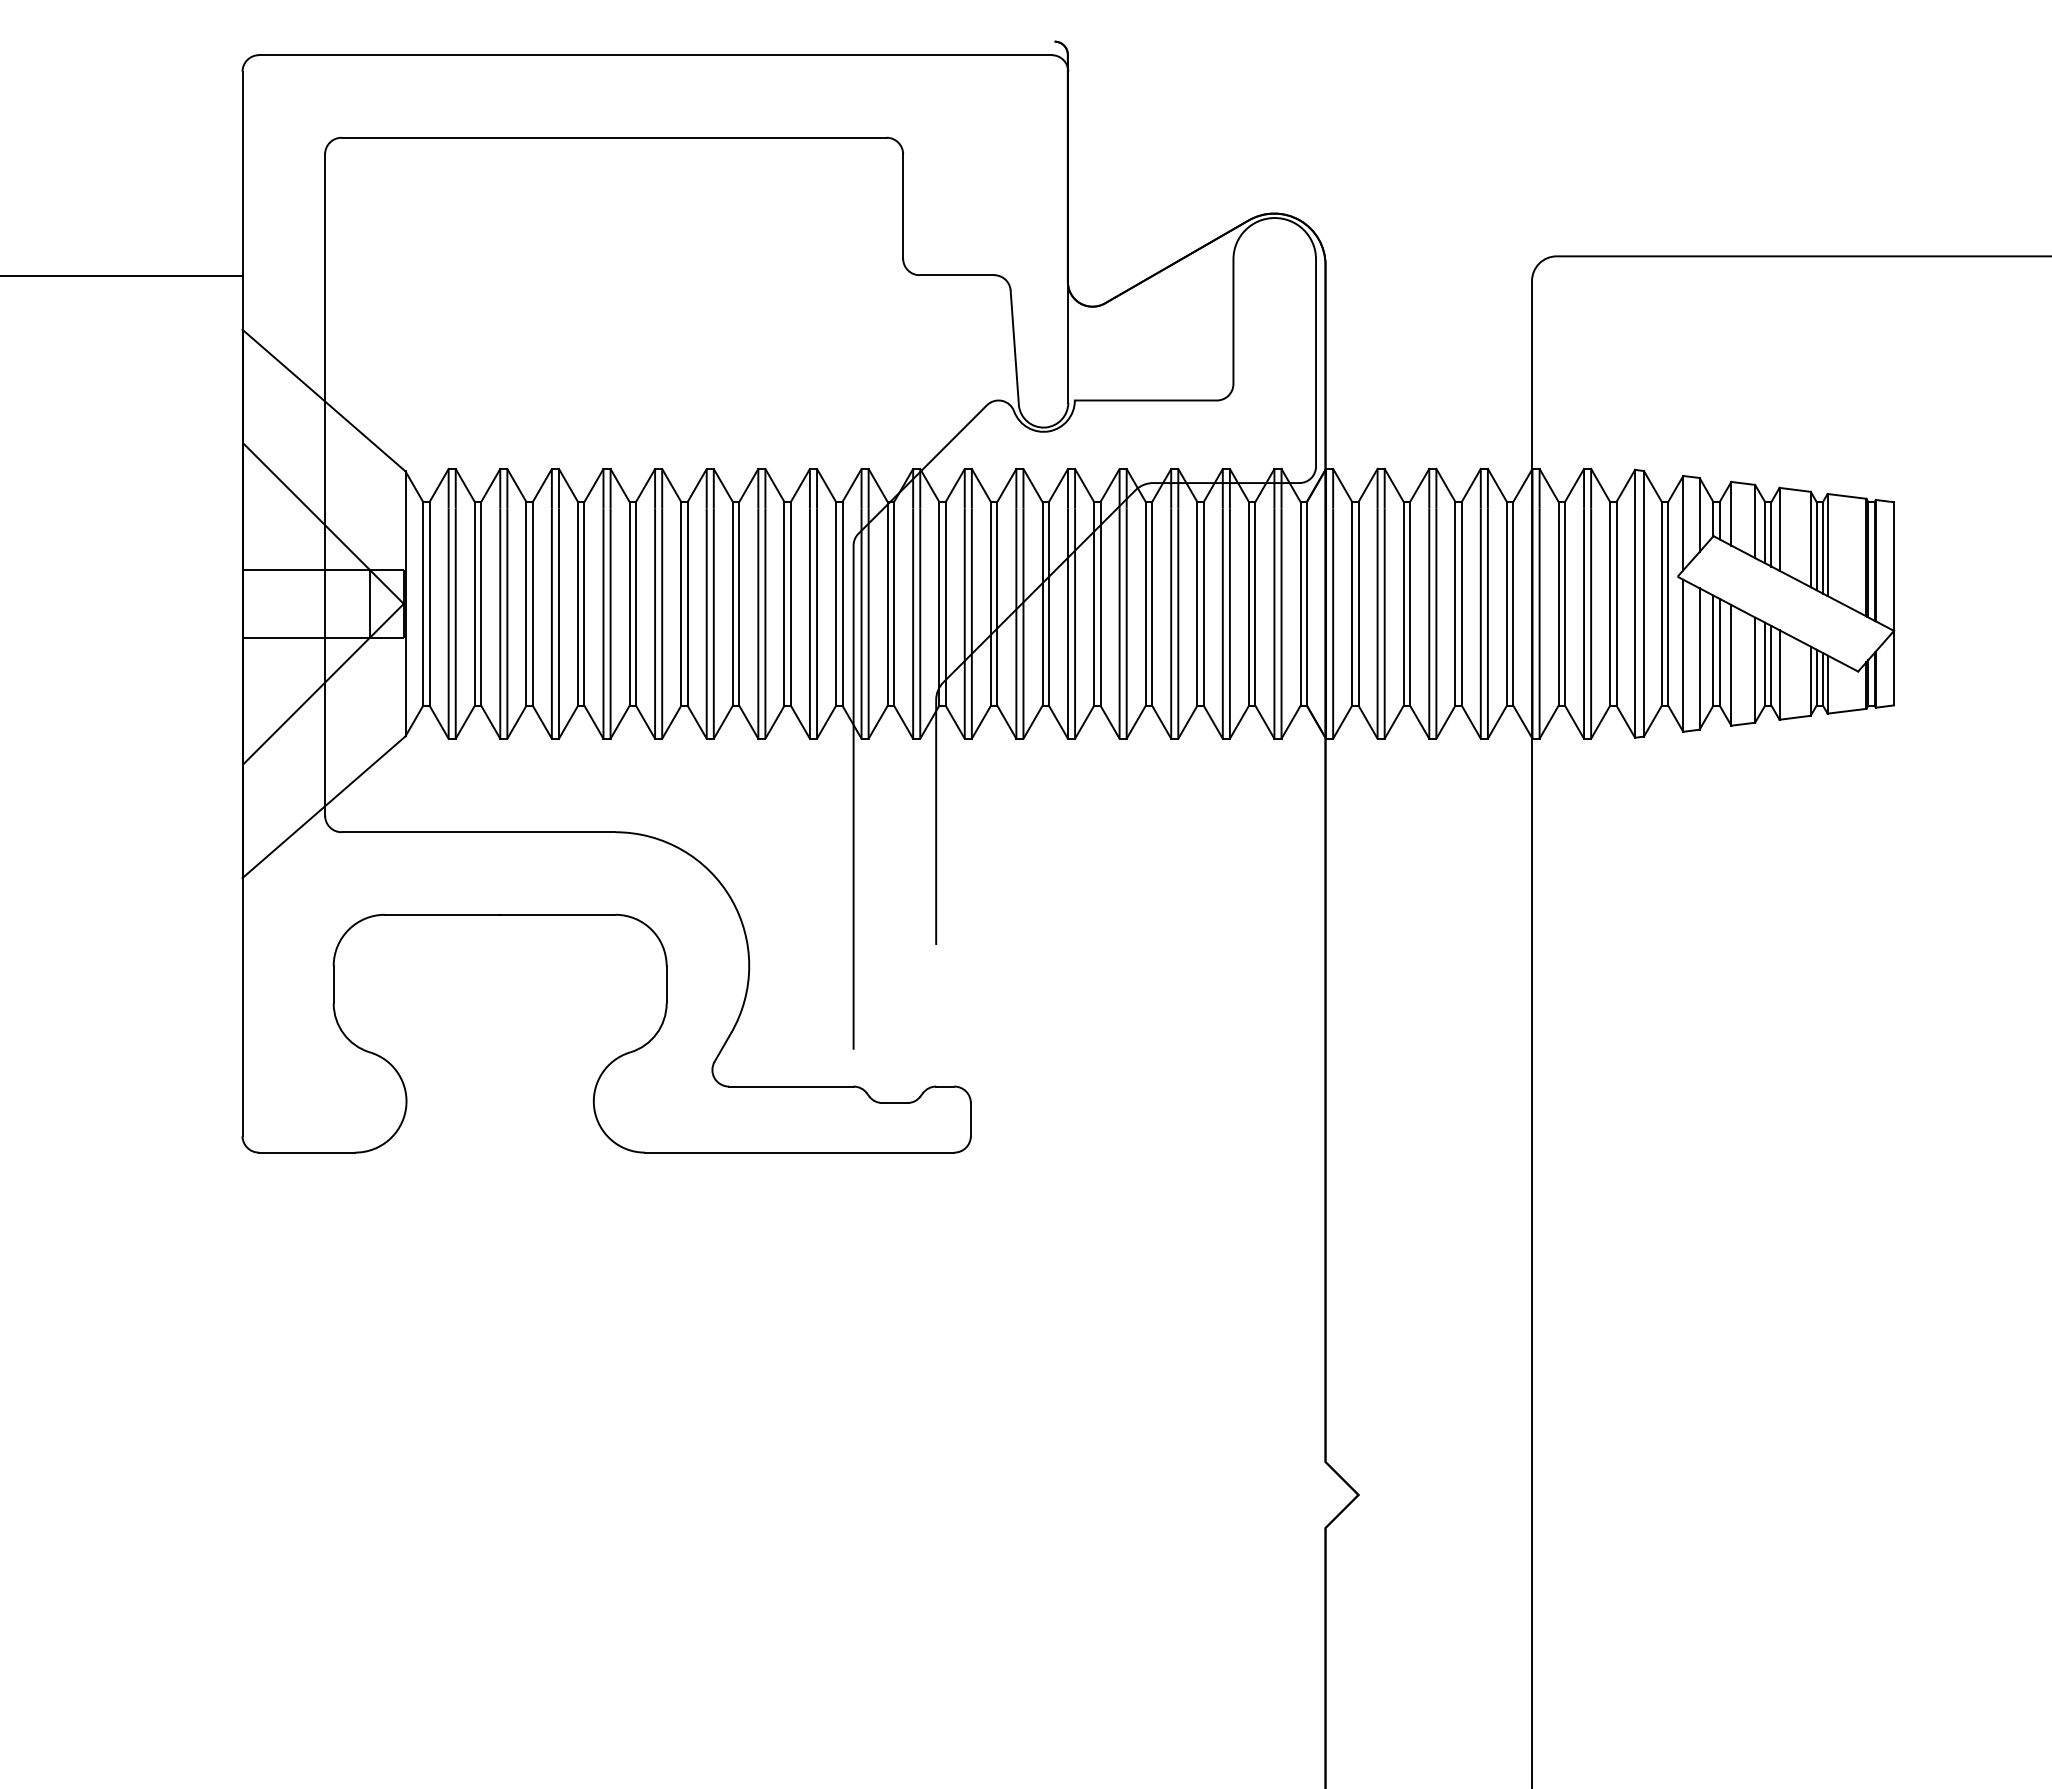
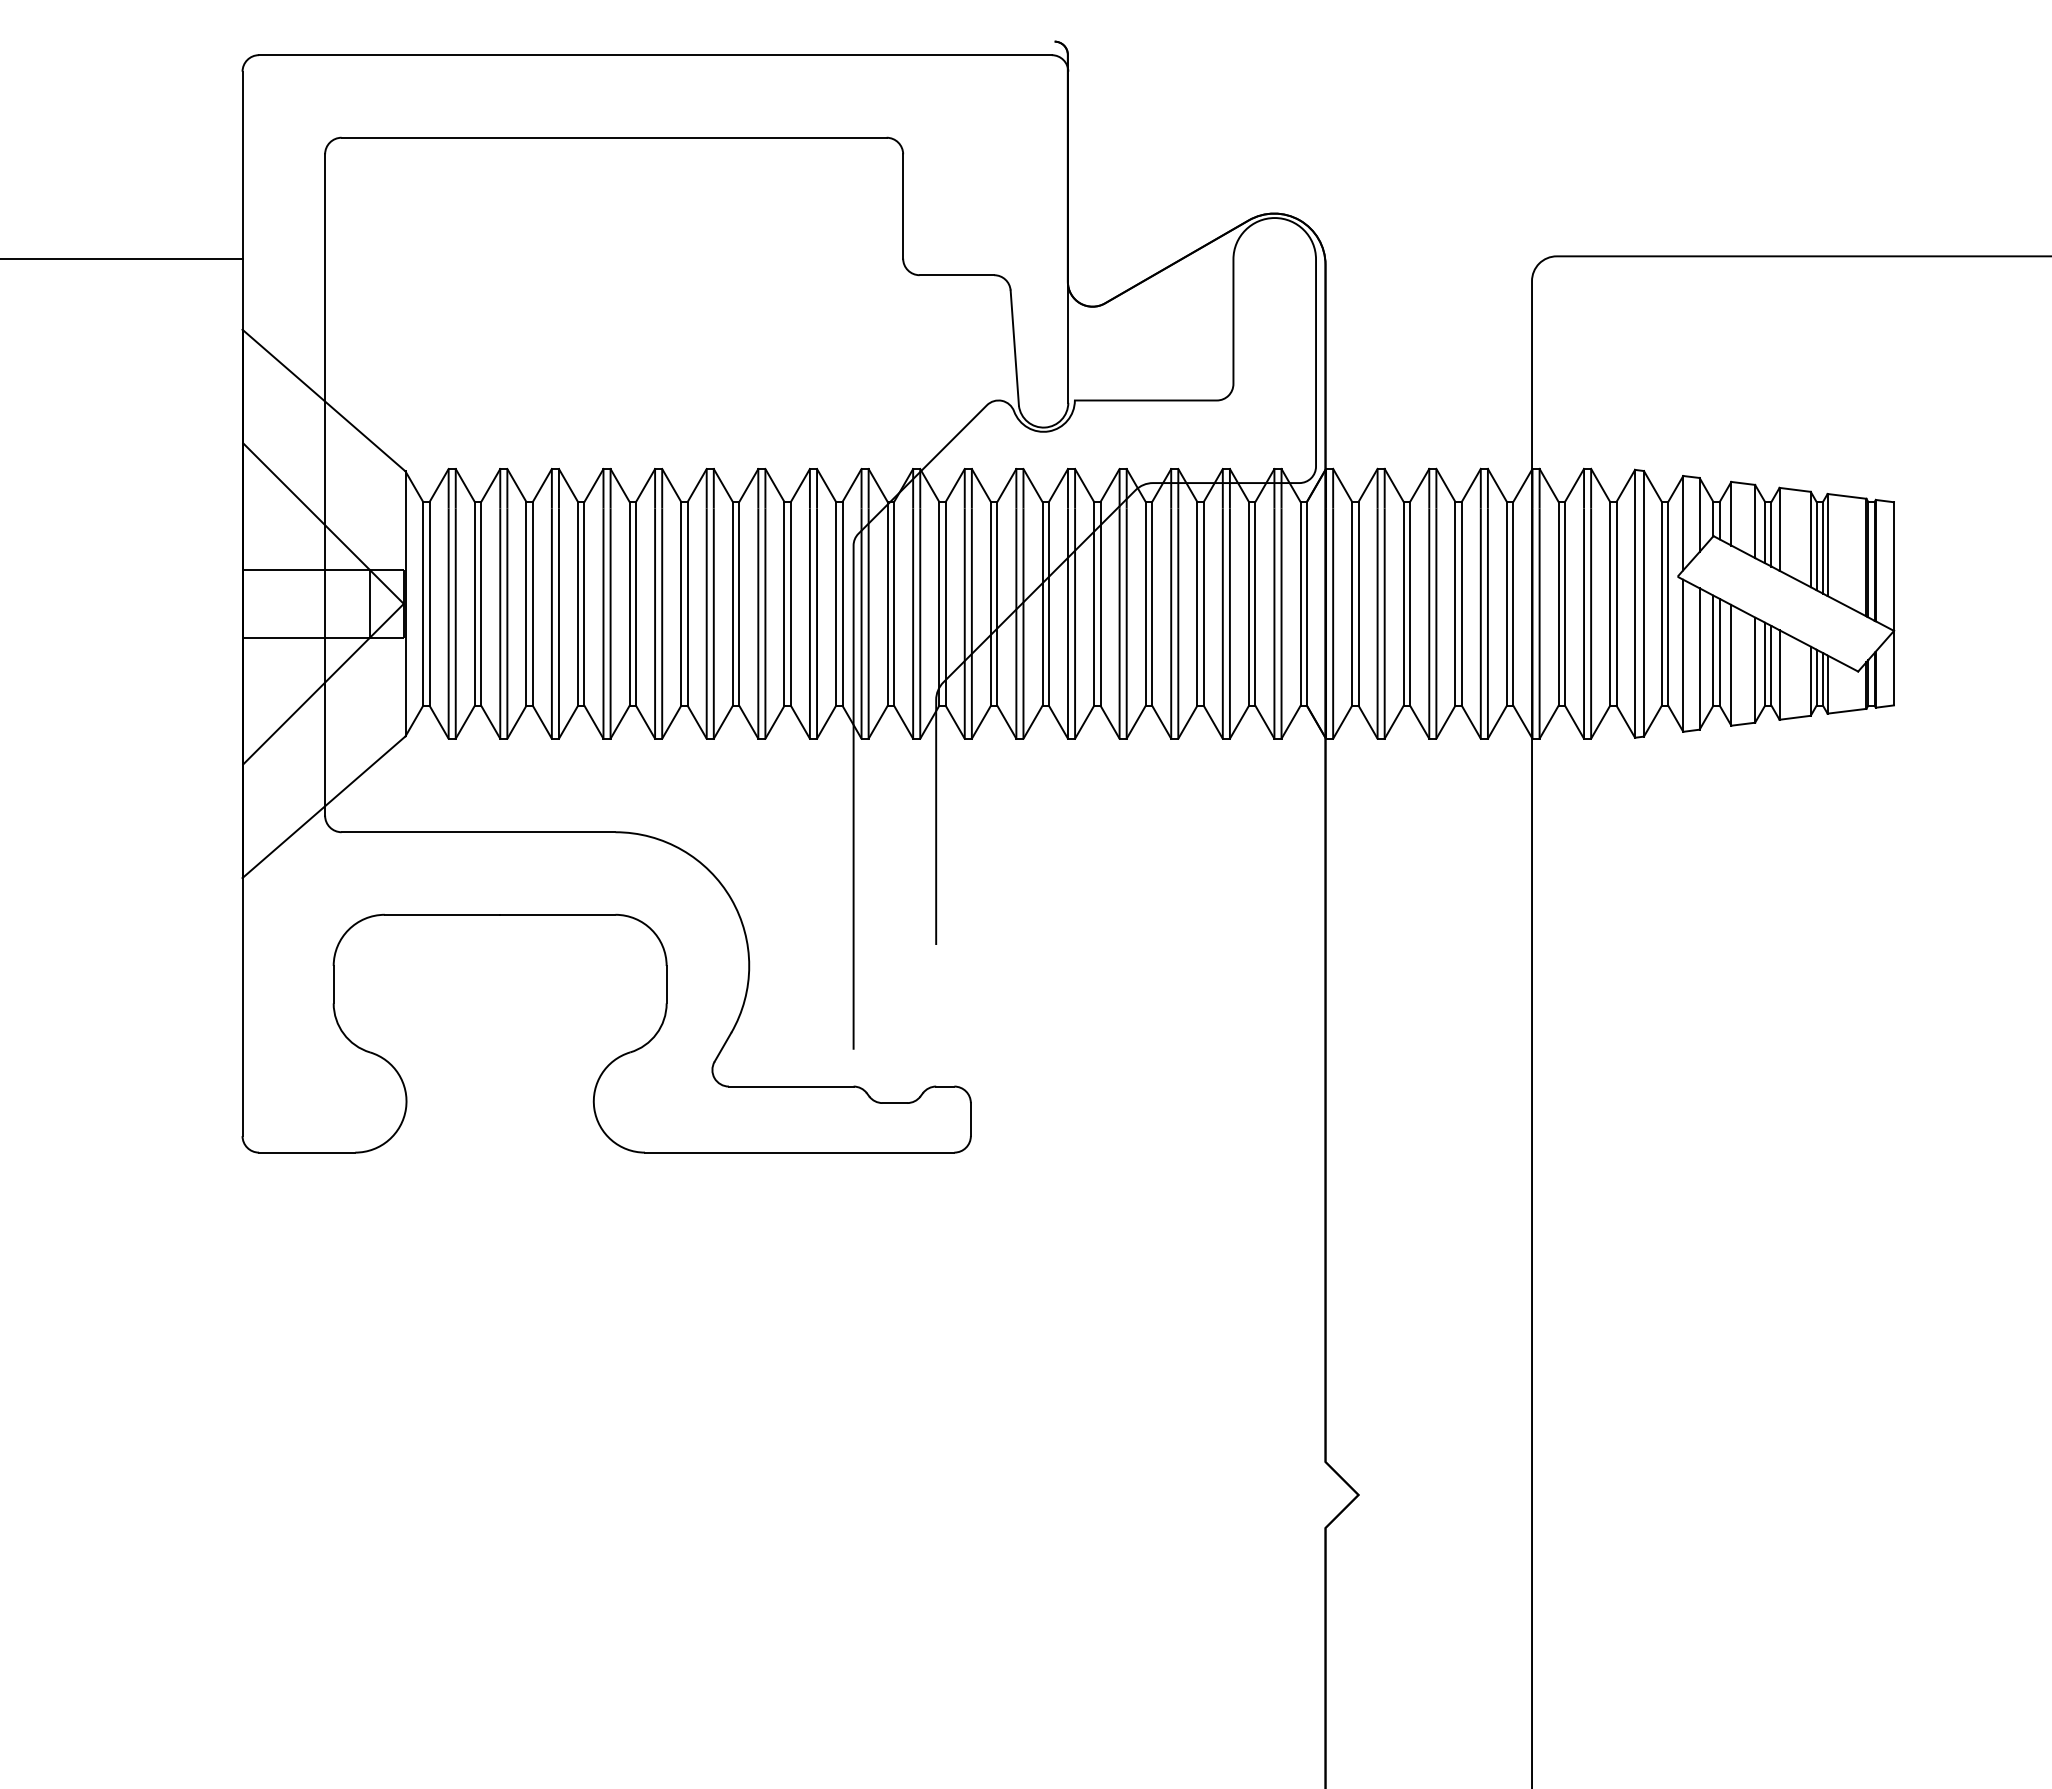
line position: (122, 275) -> (122, 258) (122, 258)
